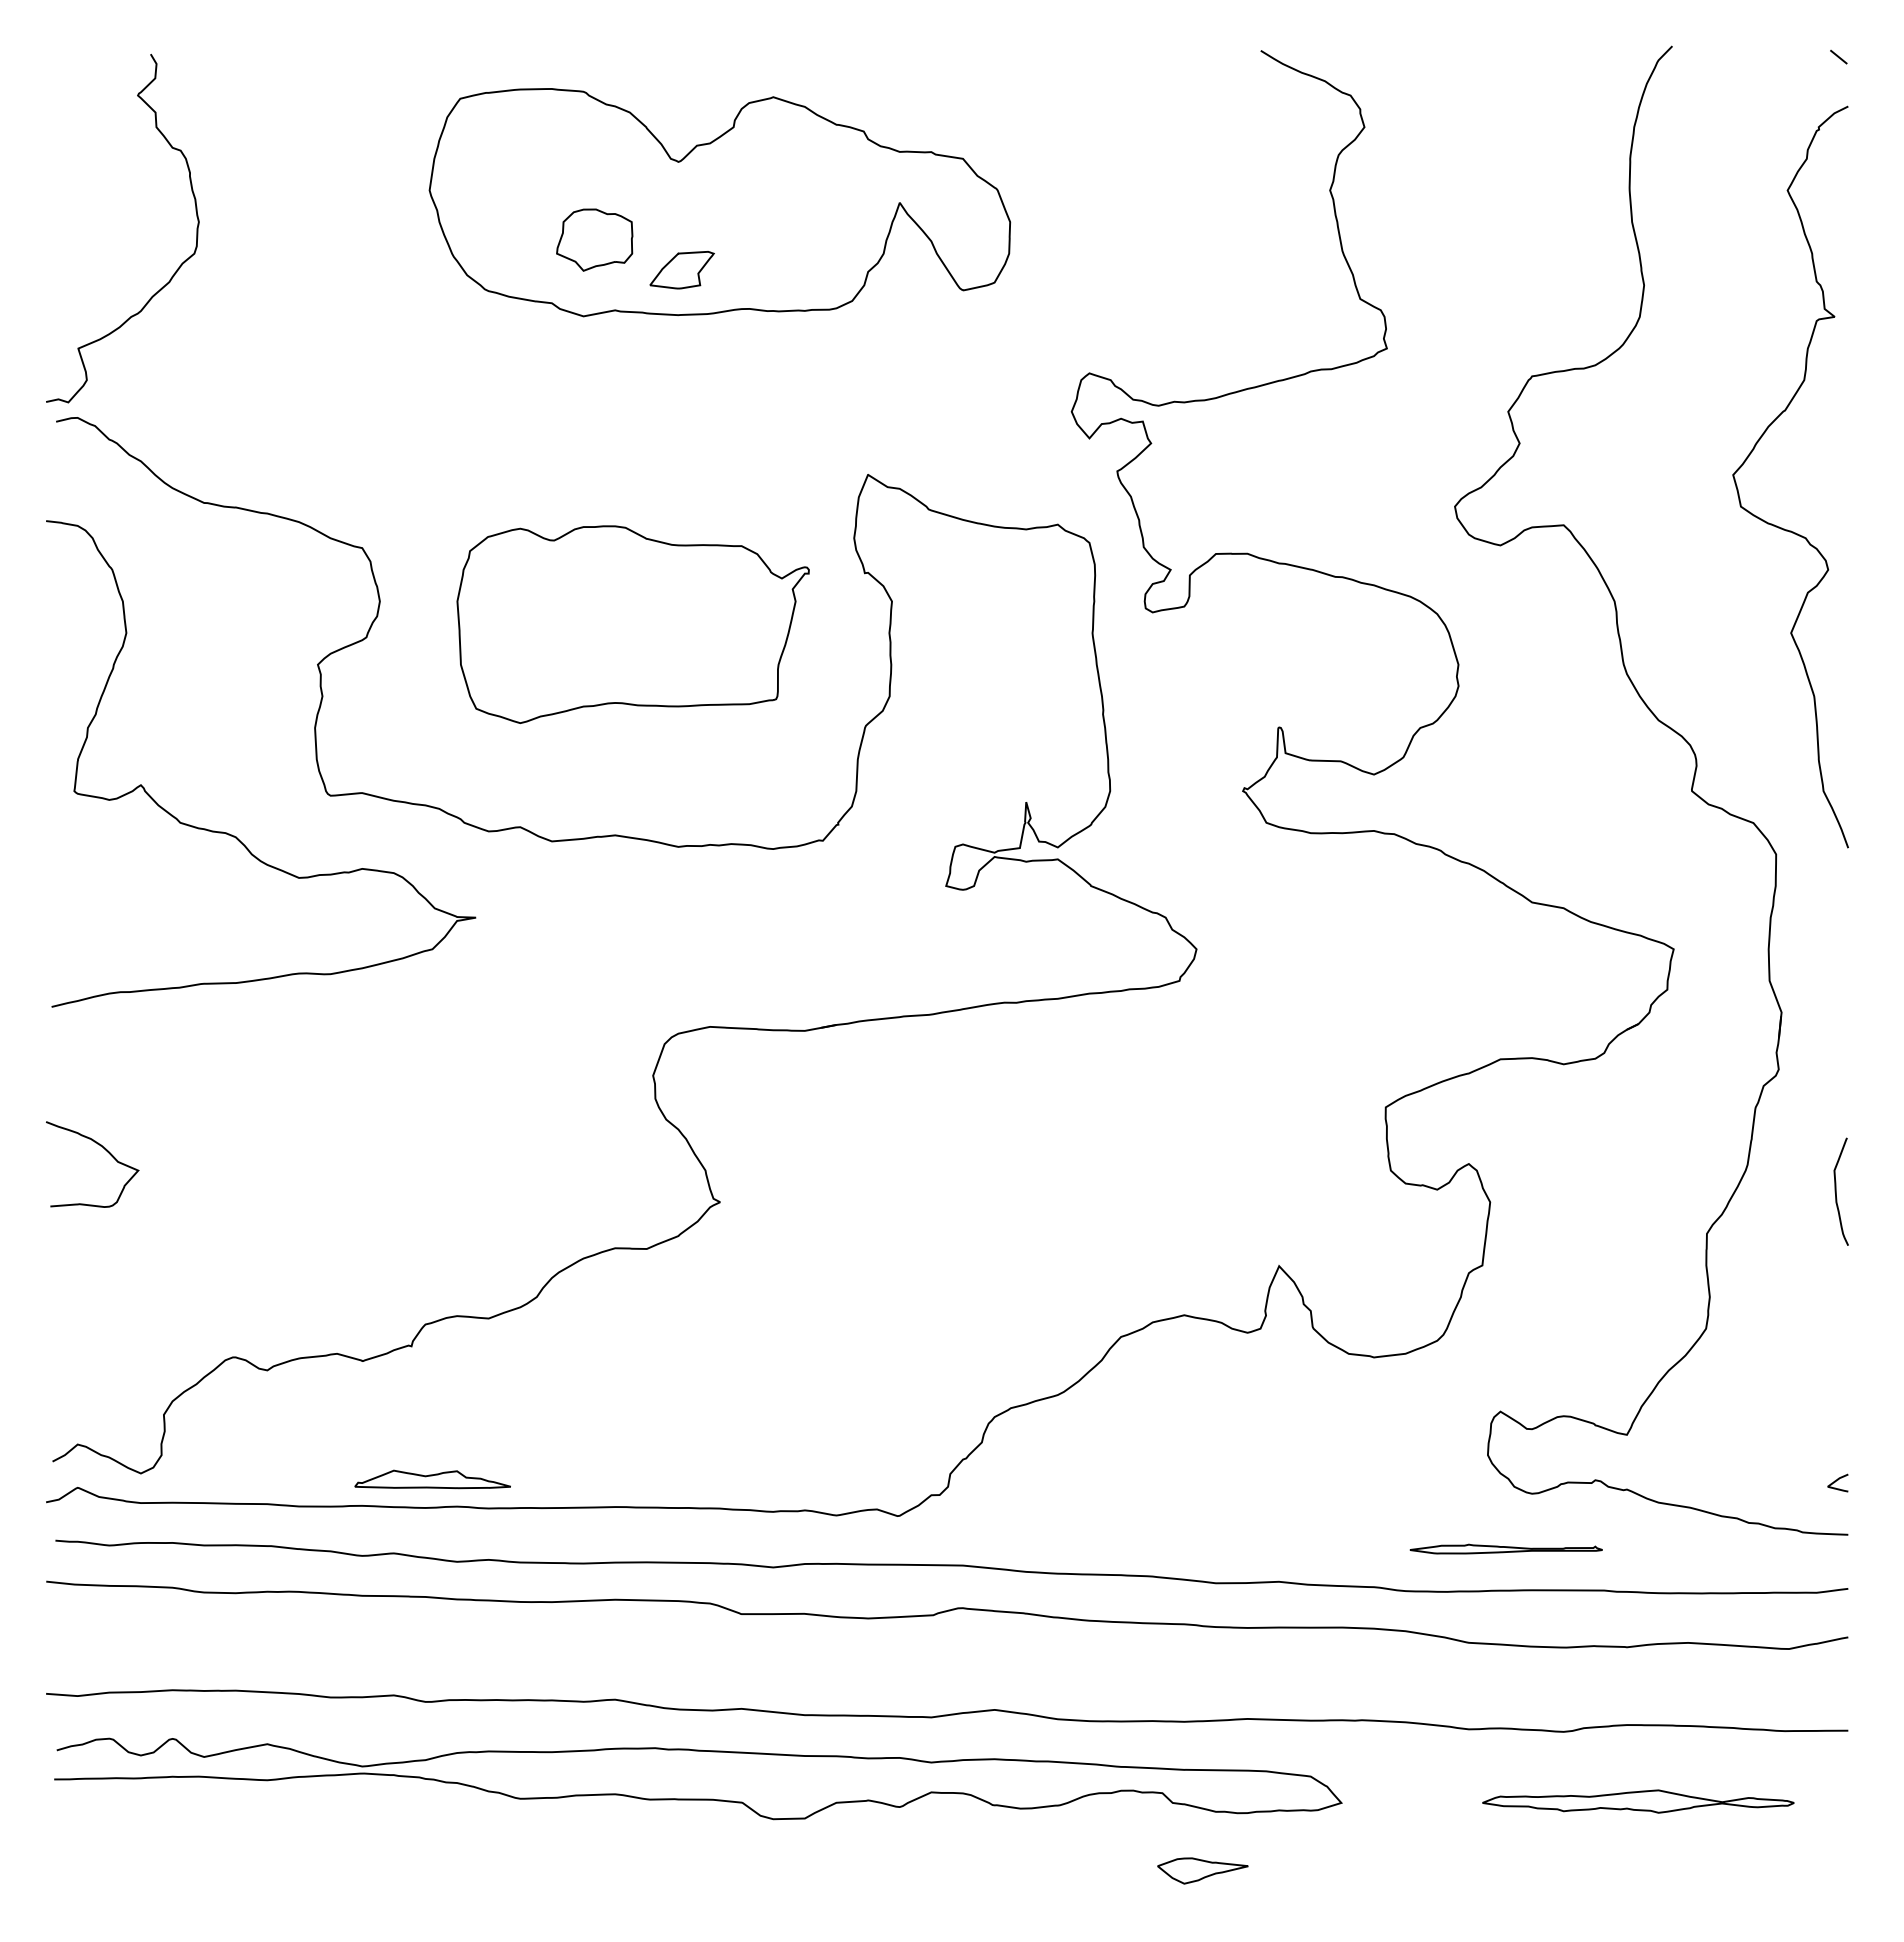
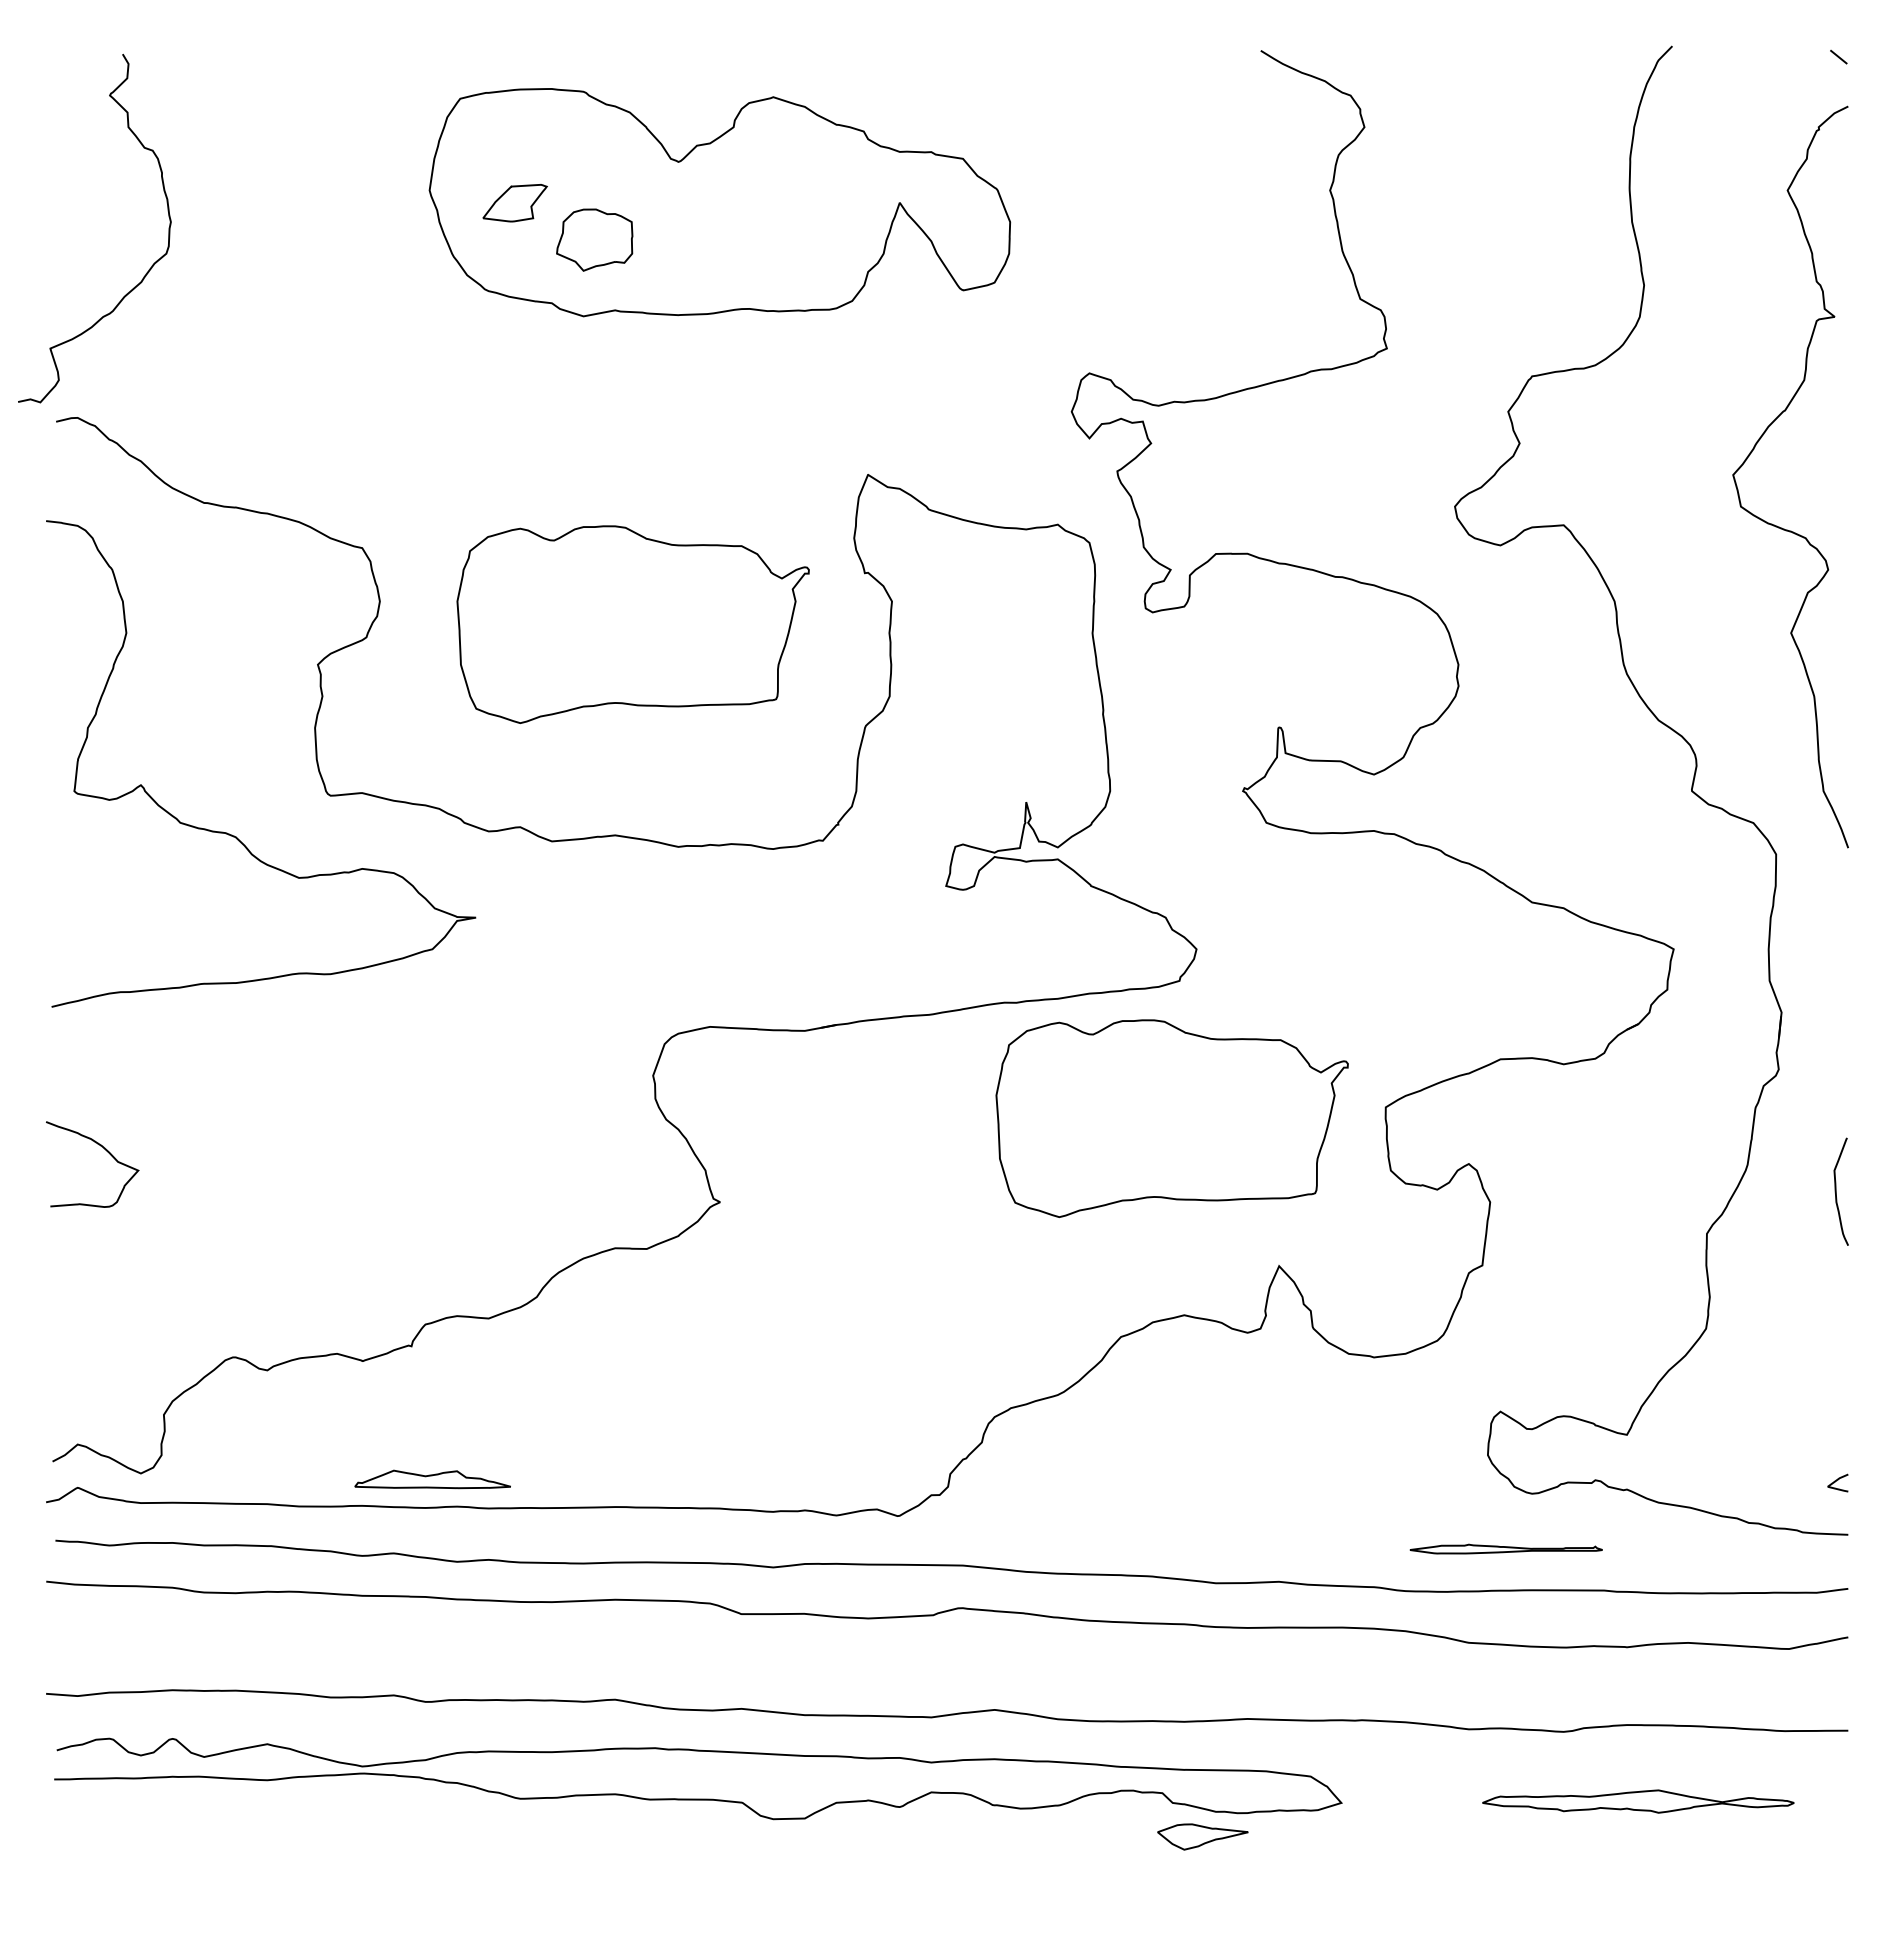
curve position: (179, 265) -> (151, 265) (151, 265)
part position: (681, 270) -> (514, 203) (514, 203)
part: none -> present (1171, 1118)
part position: (1202, 1870) -> (1202, 1836) (1202, 1836)
